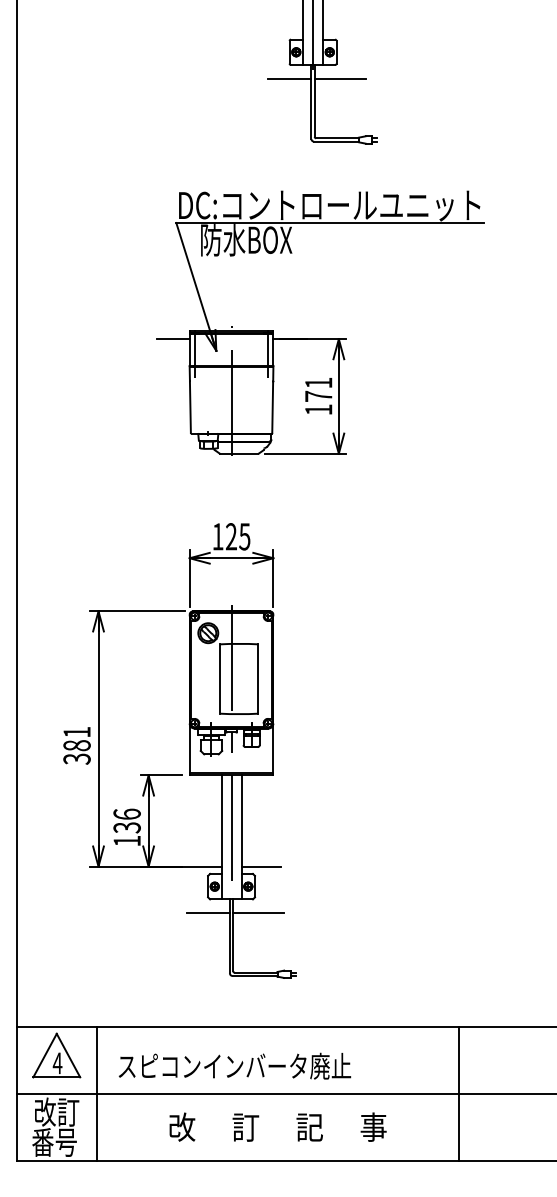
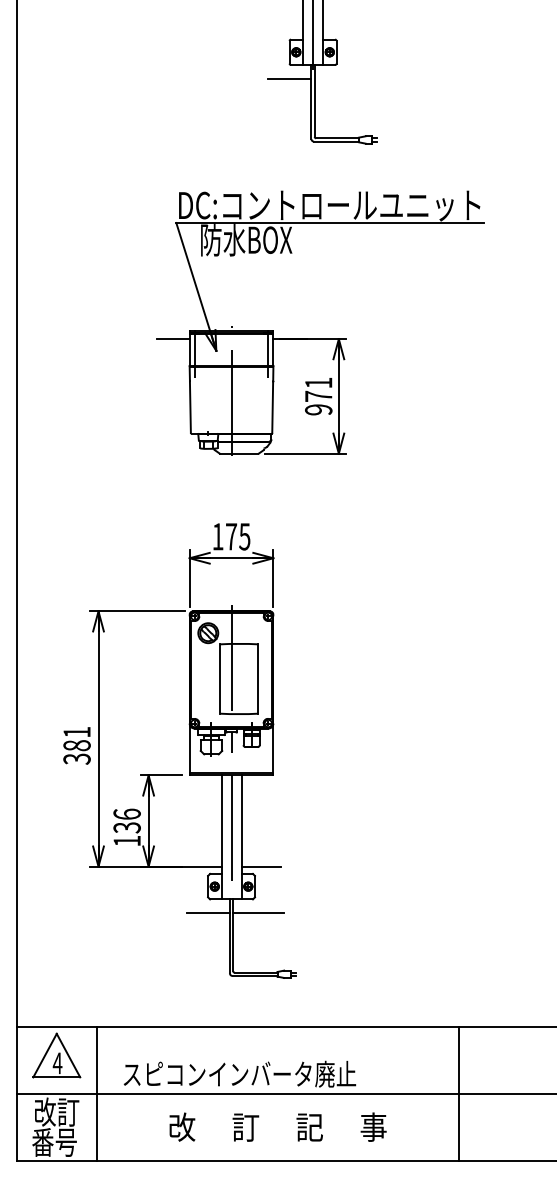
line: present -> none (339, 79)
text: 171 -> 971 (318, 409)
text: 125 -> 175 (231, 536)
text position: (234, 1065) -> (239, 1073) (239, 1073)
